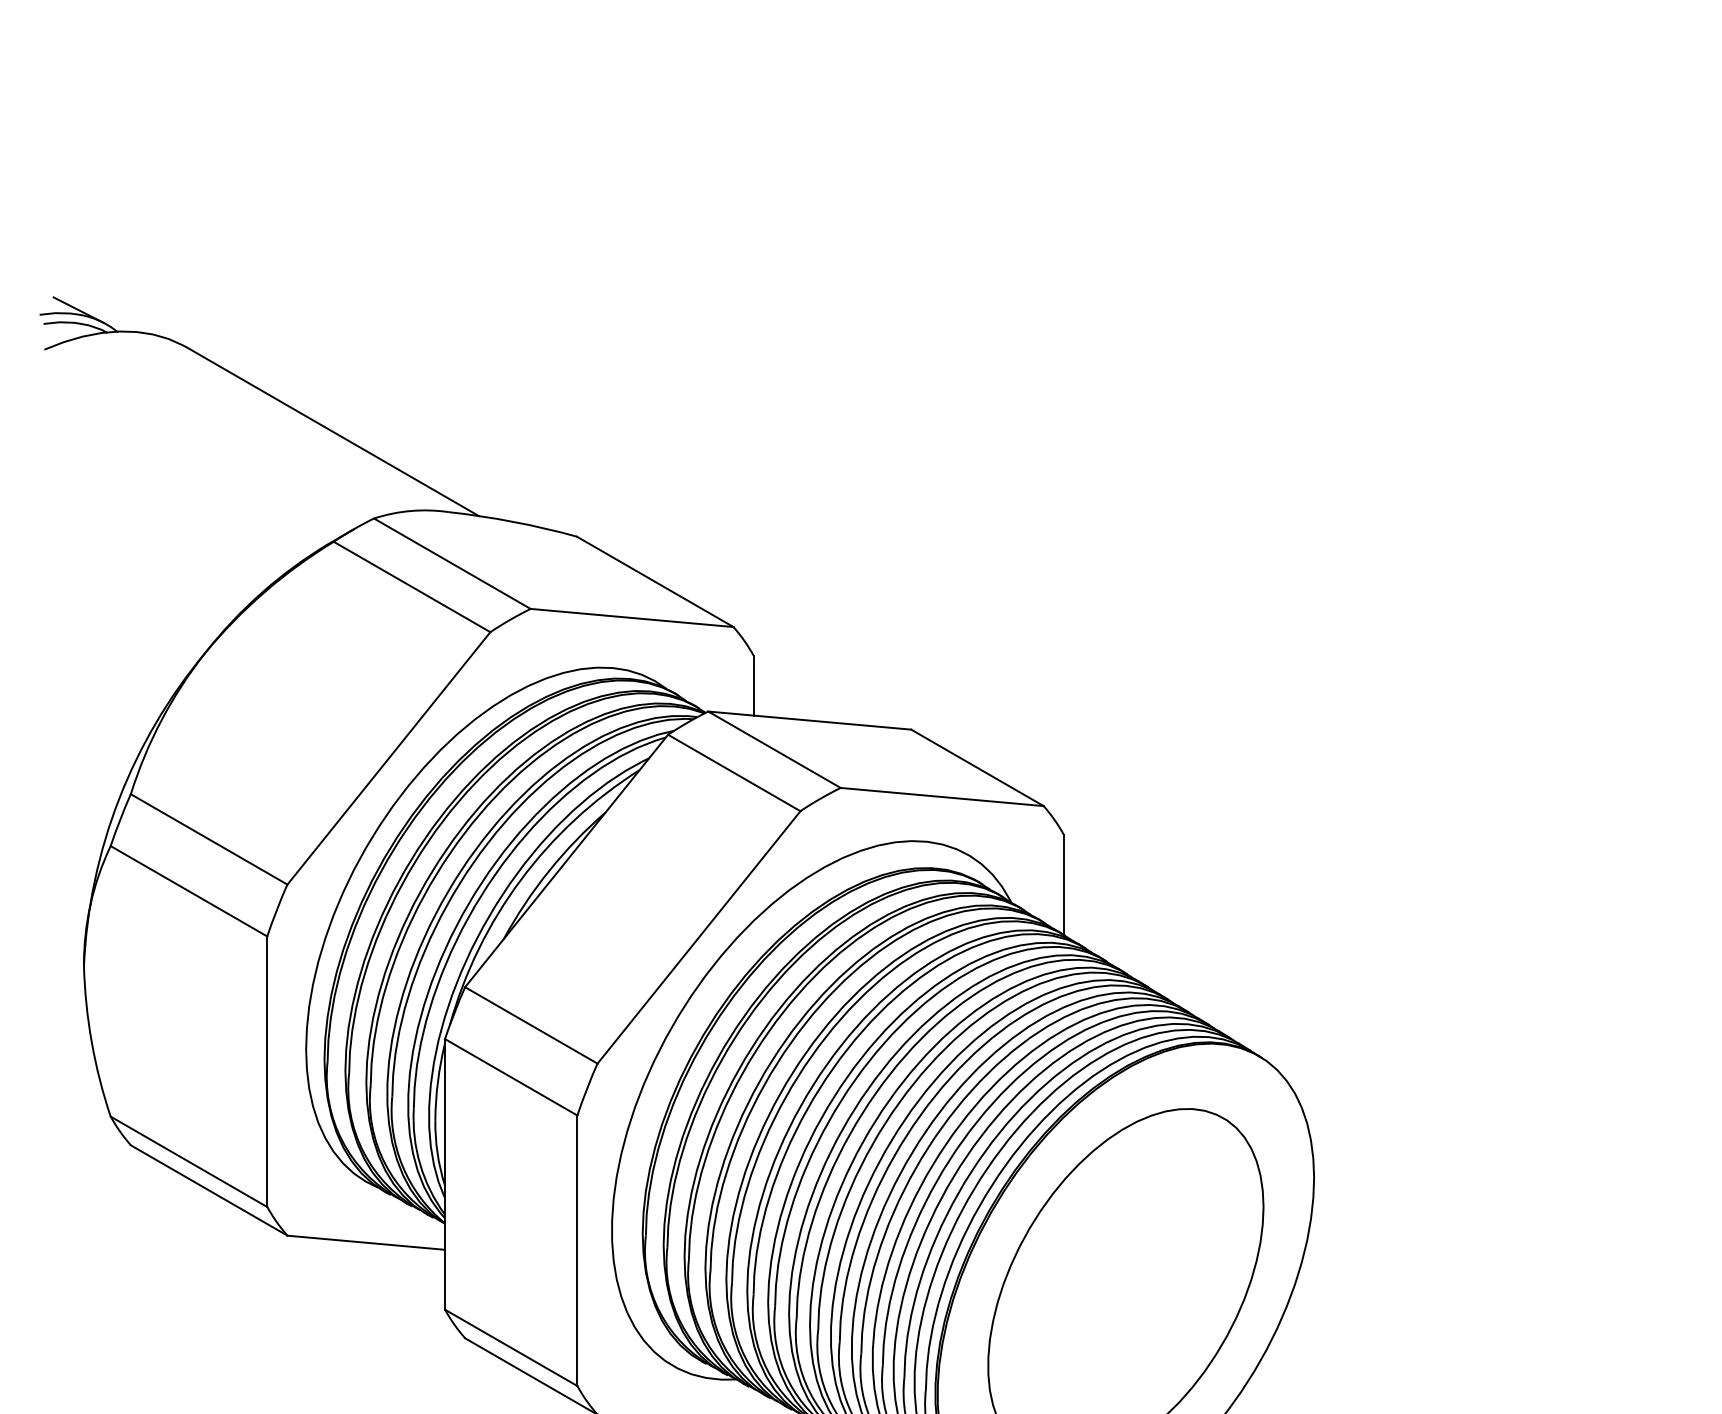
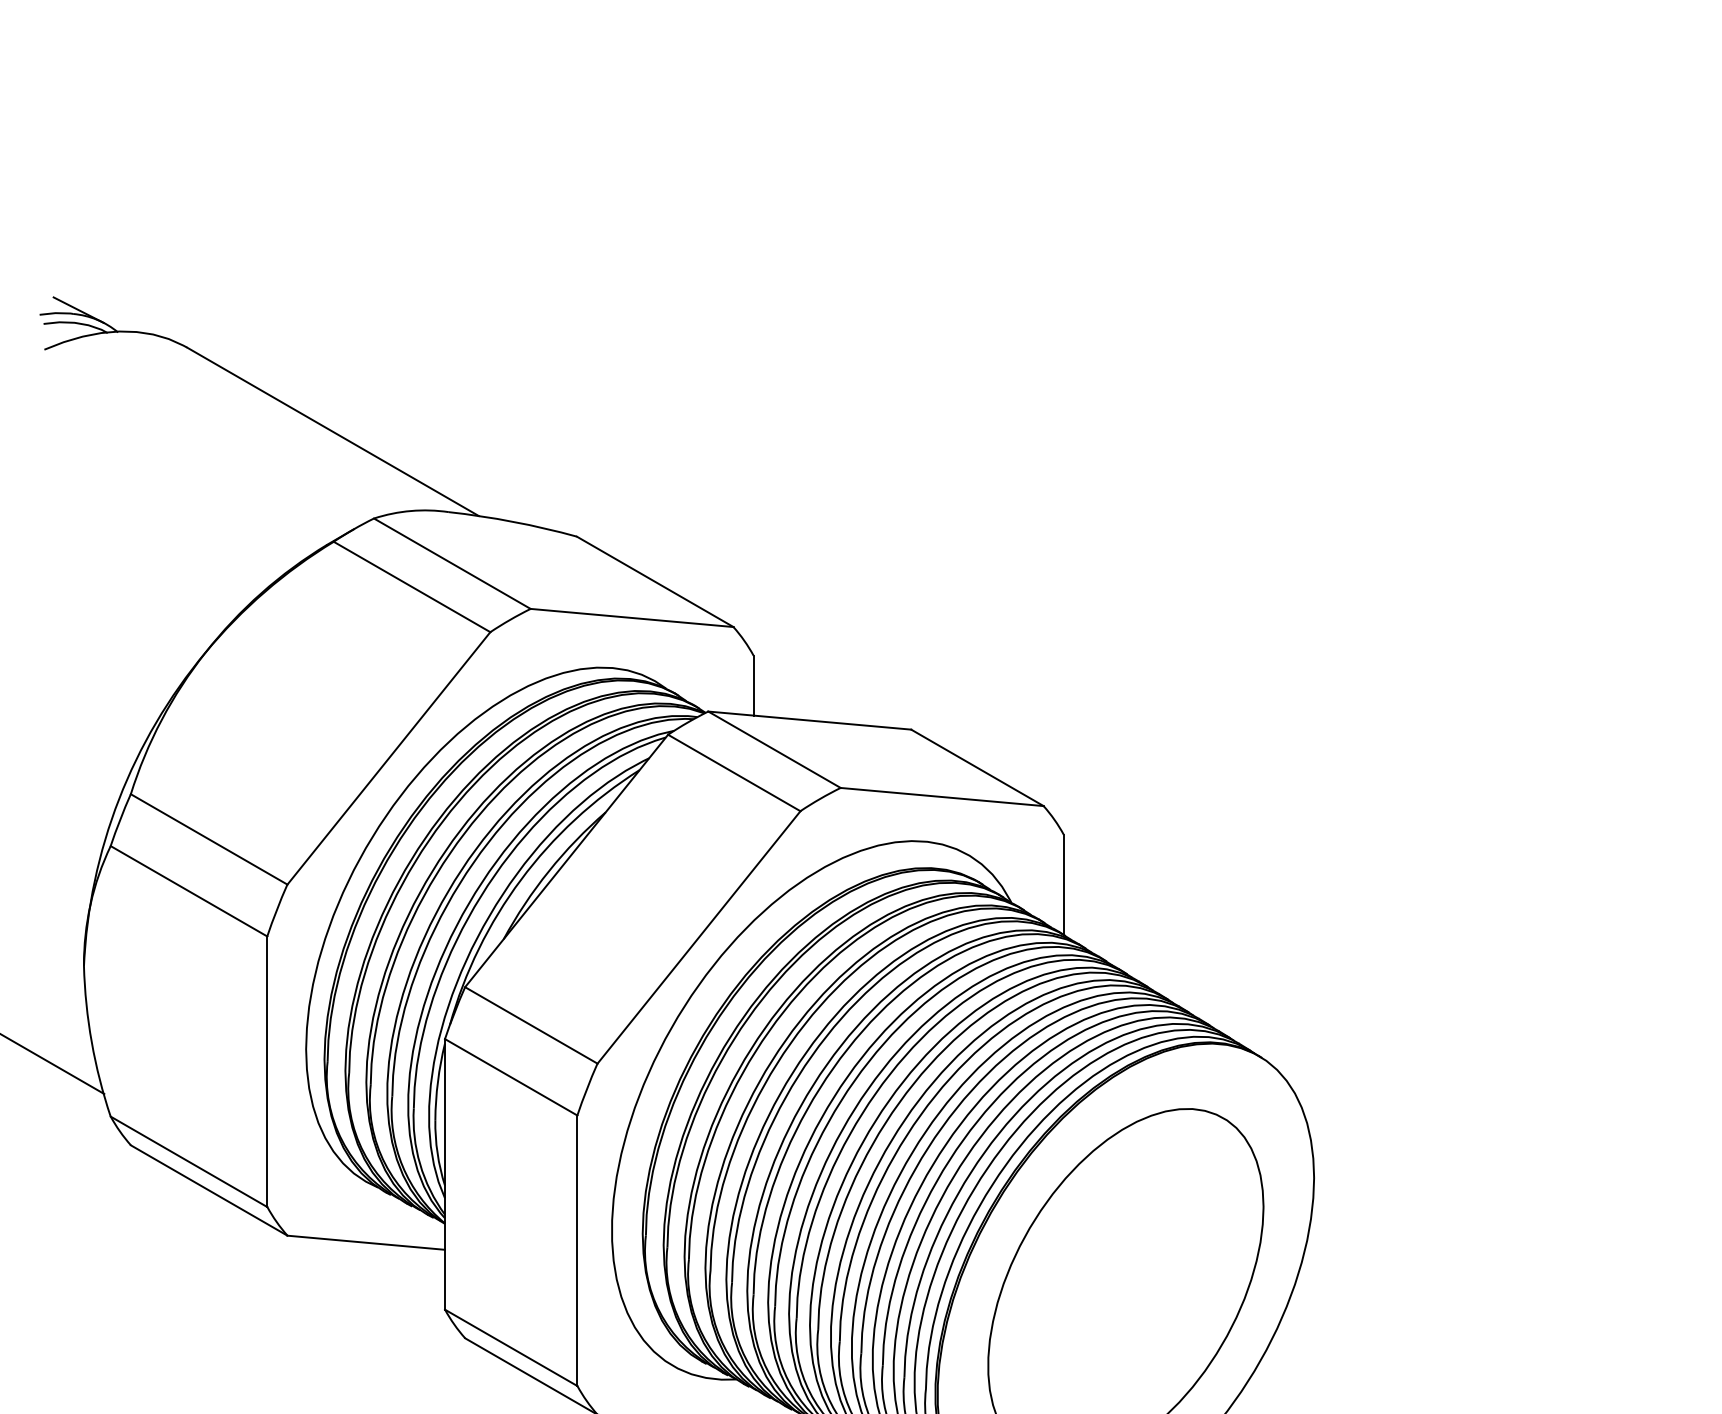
line: none -> present (53, 1064)
